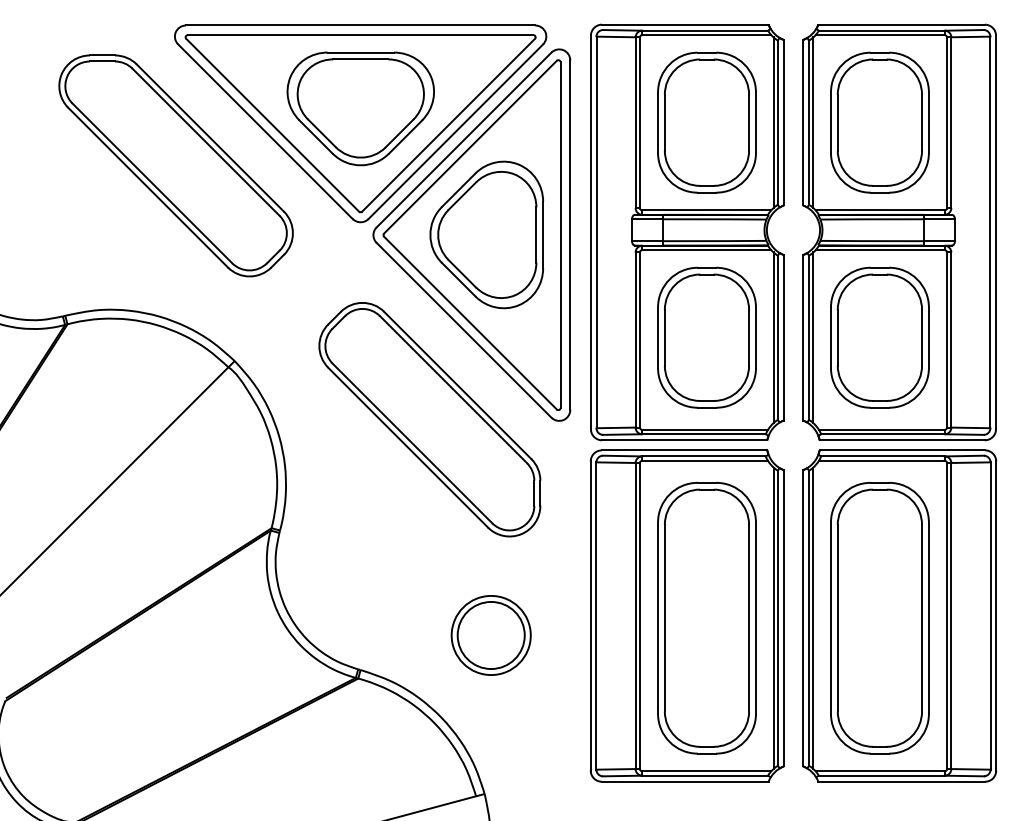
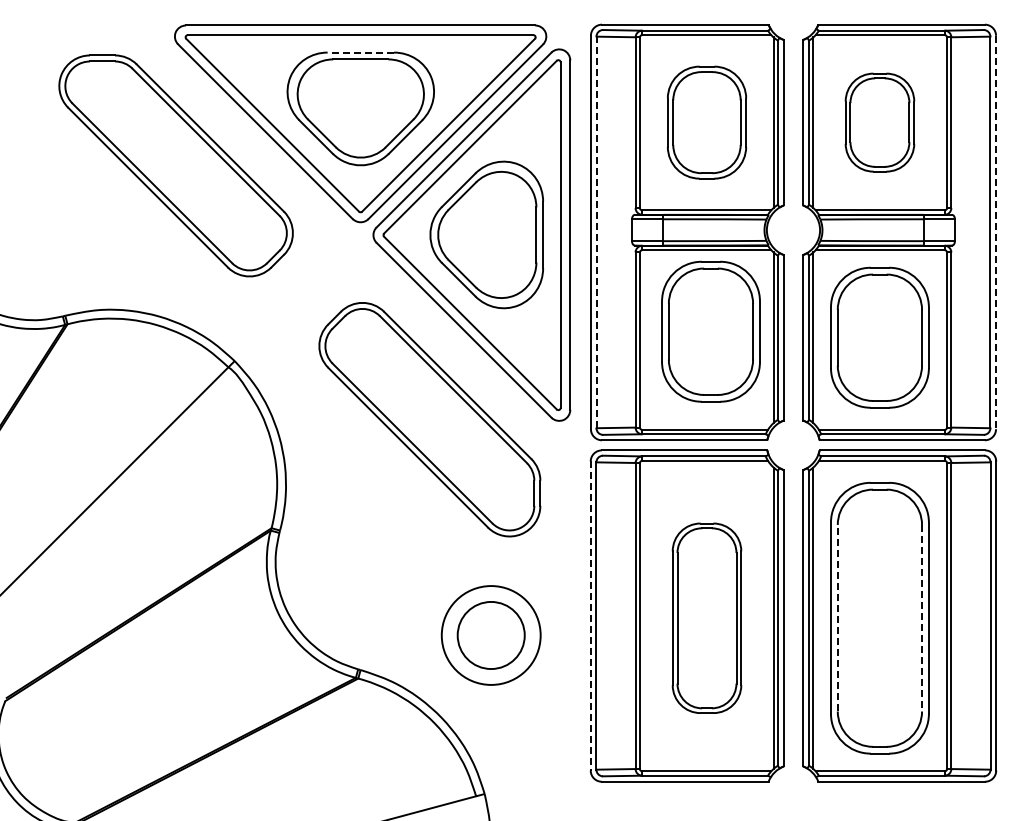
line: solid -> dashed (360, 52)
part size: 100x143 px -> 81x115 px (707, 122)
part size: 100x143 px -> 72x101 px (879, 122)
line: solid -> dashed (596, 232)
line: solid -> dashed (996, 232)
part position: (706, 337) -> (710, 331) (710, 331)
line: solid -> dashed (590, 616)
line: solid -> dashed (837, 617)
part size: 100x273 px -> 72x192 px (706, 617)
line: solid -> dashed (922, 618)
circle diameter: 79 px -> 99 px (490, 635)
